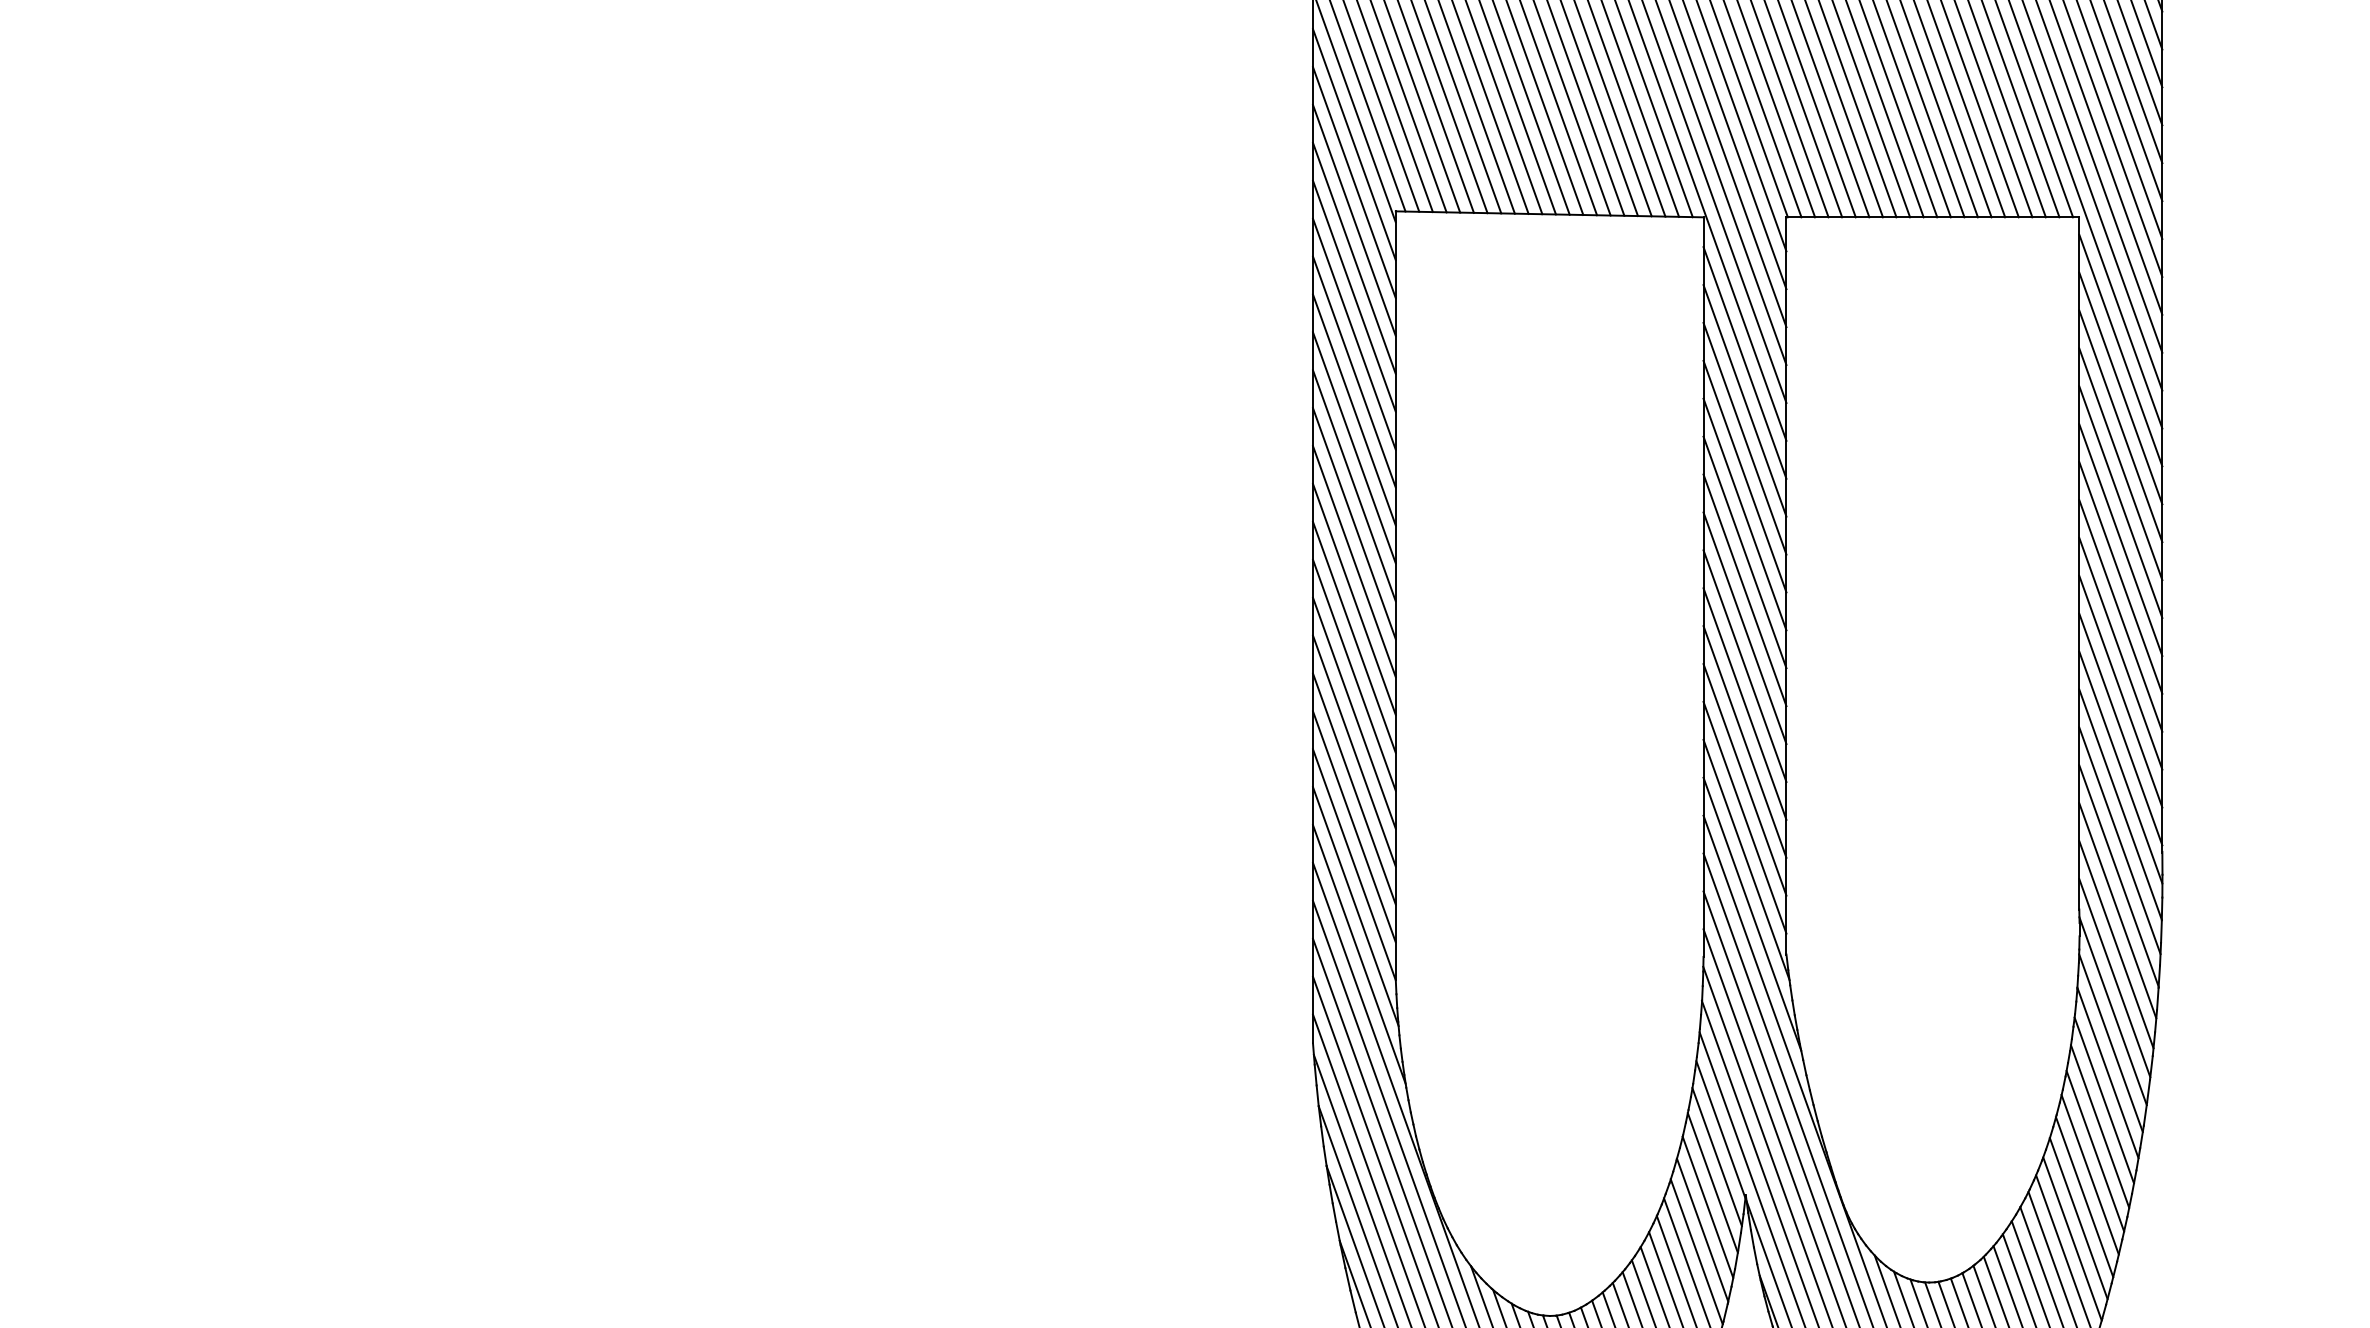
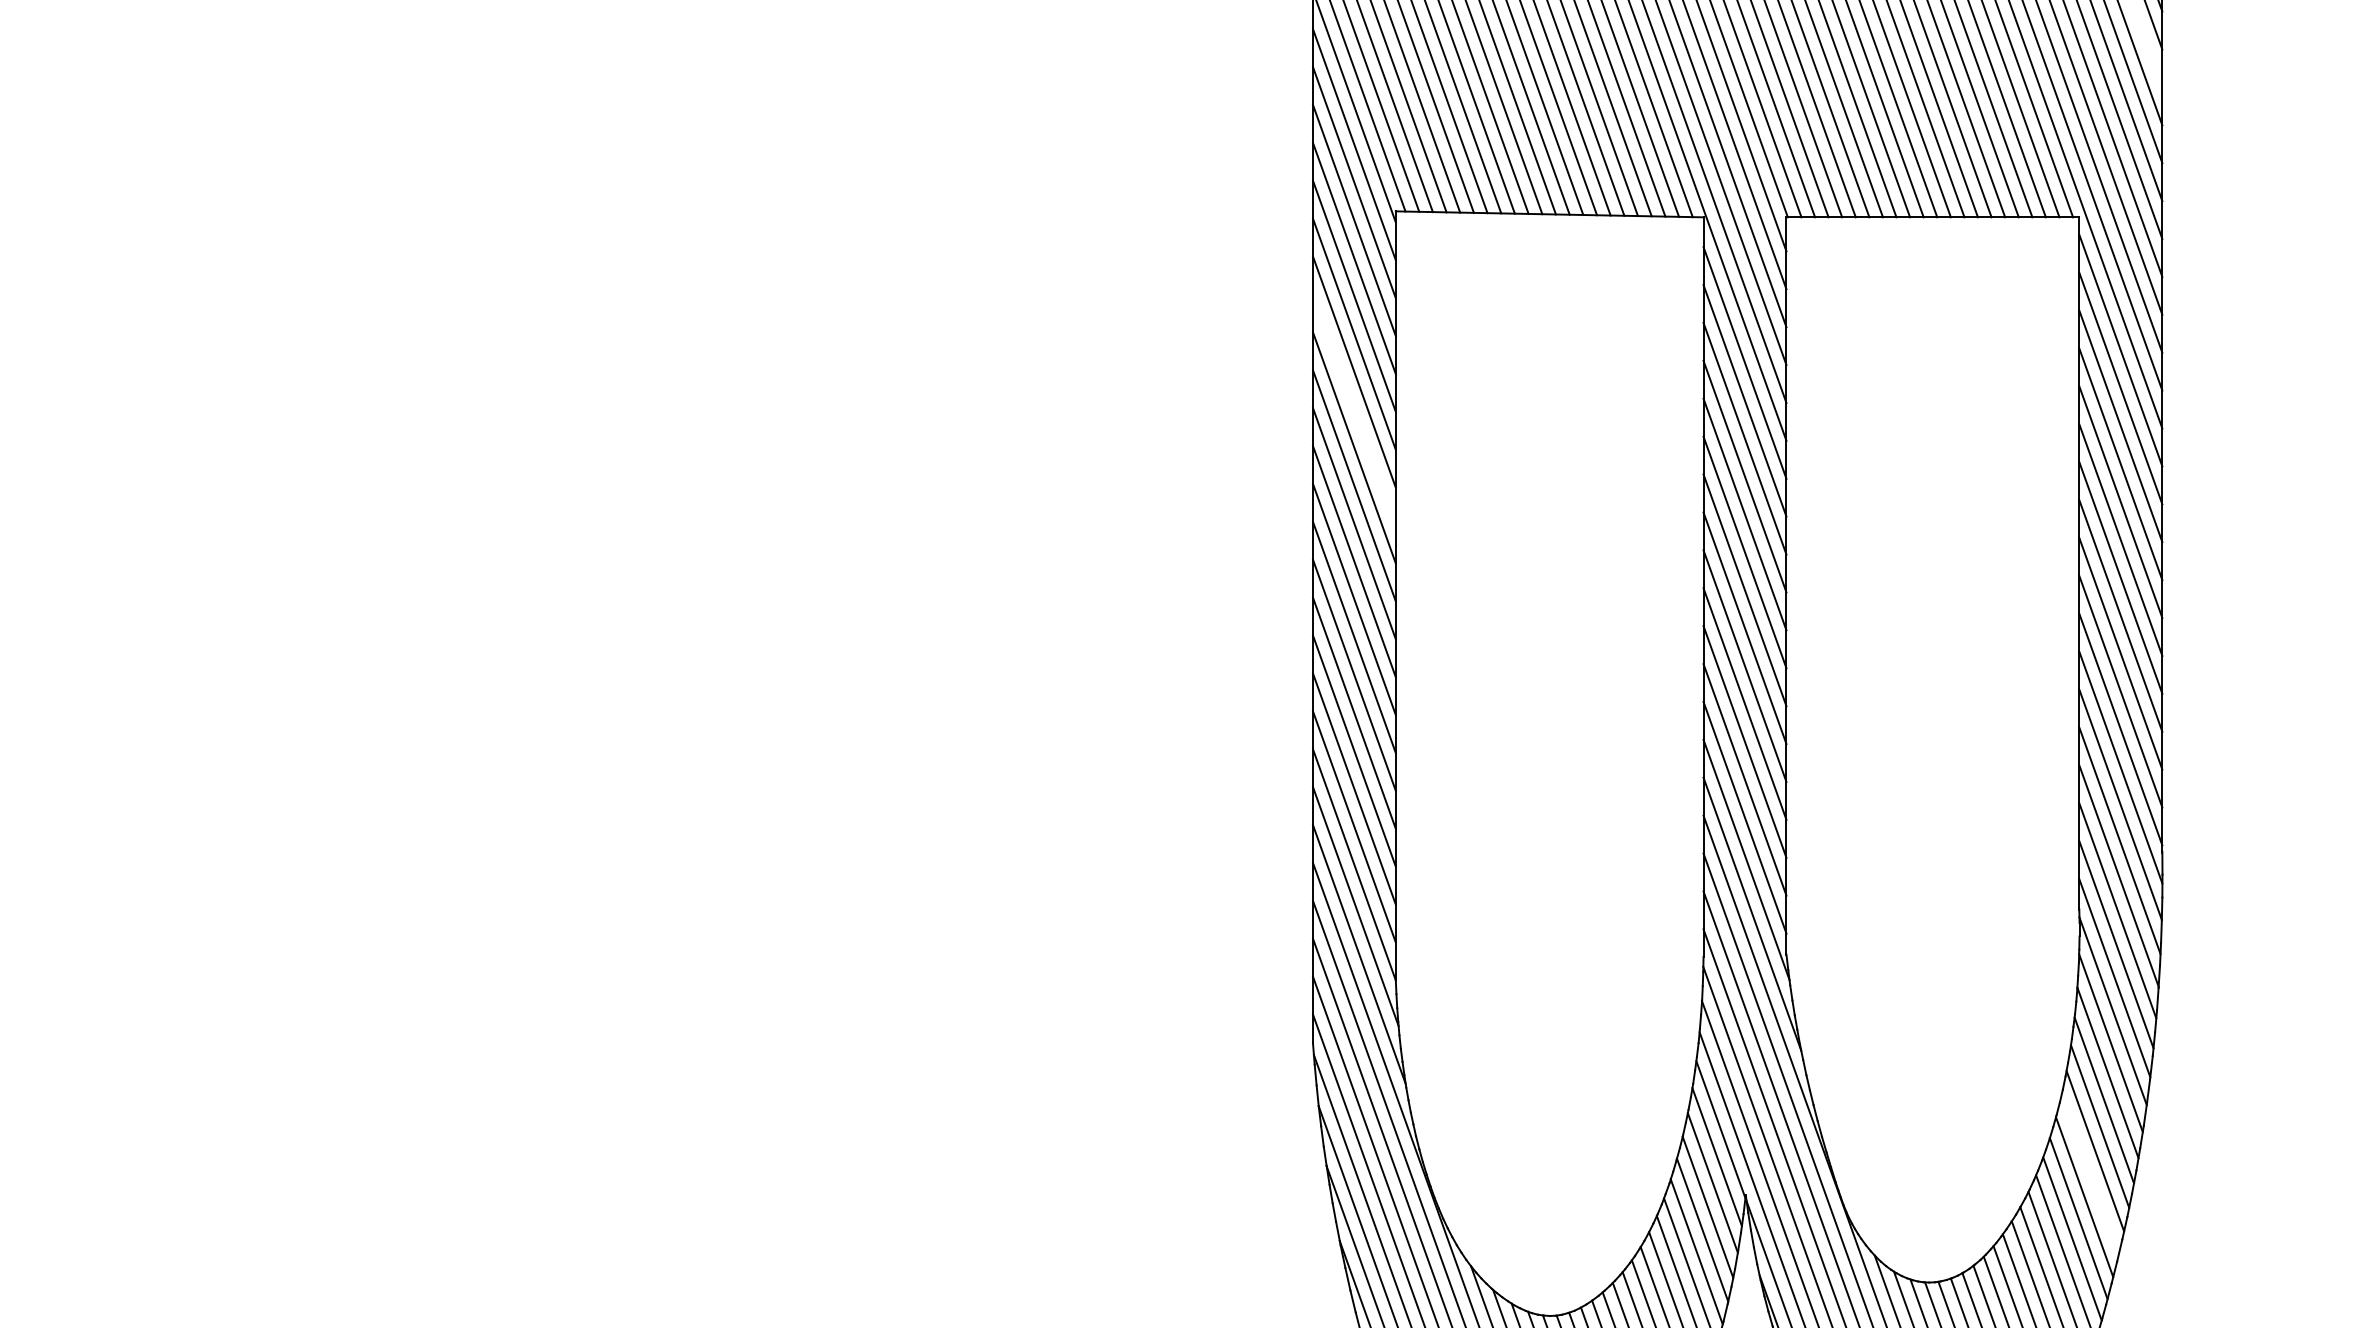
line: present -> none (2146, 44)
line: present -> none (1354, 409)
line: present -> none (2089, 1174)
